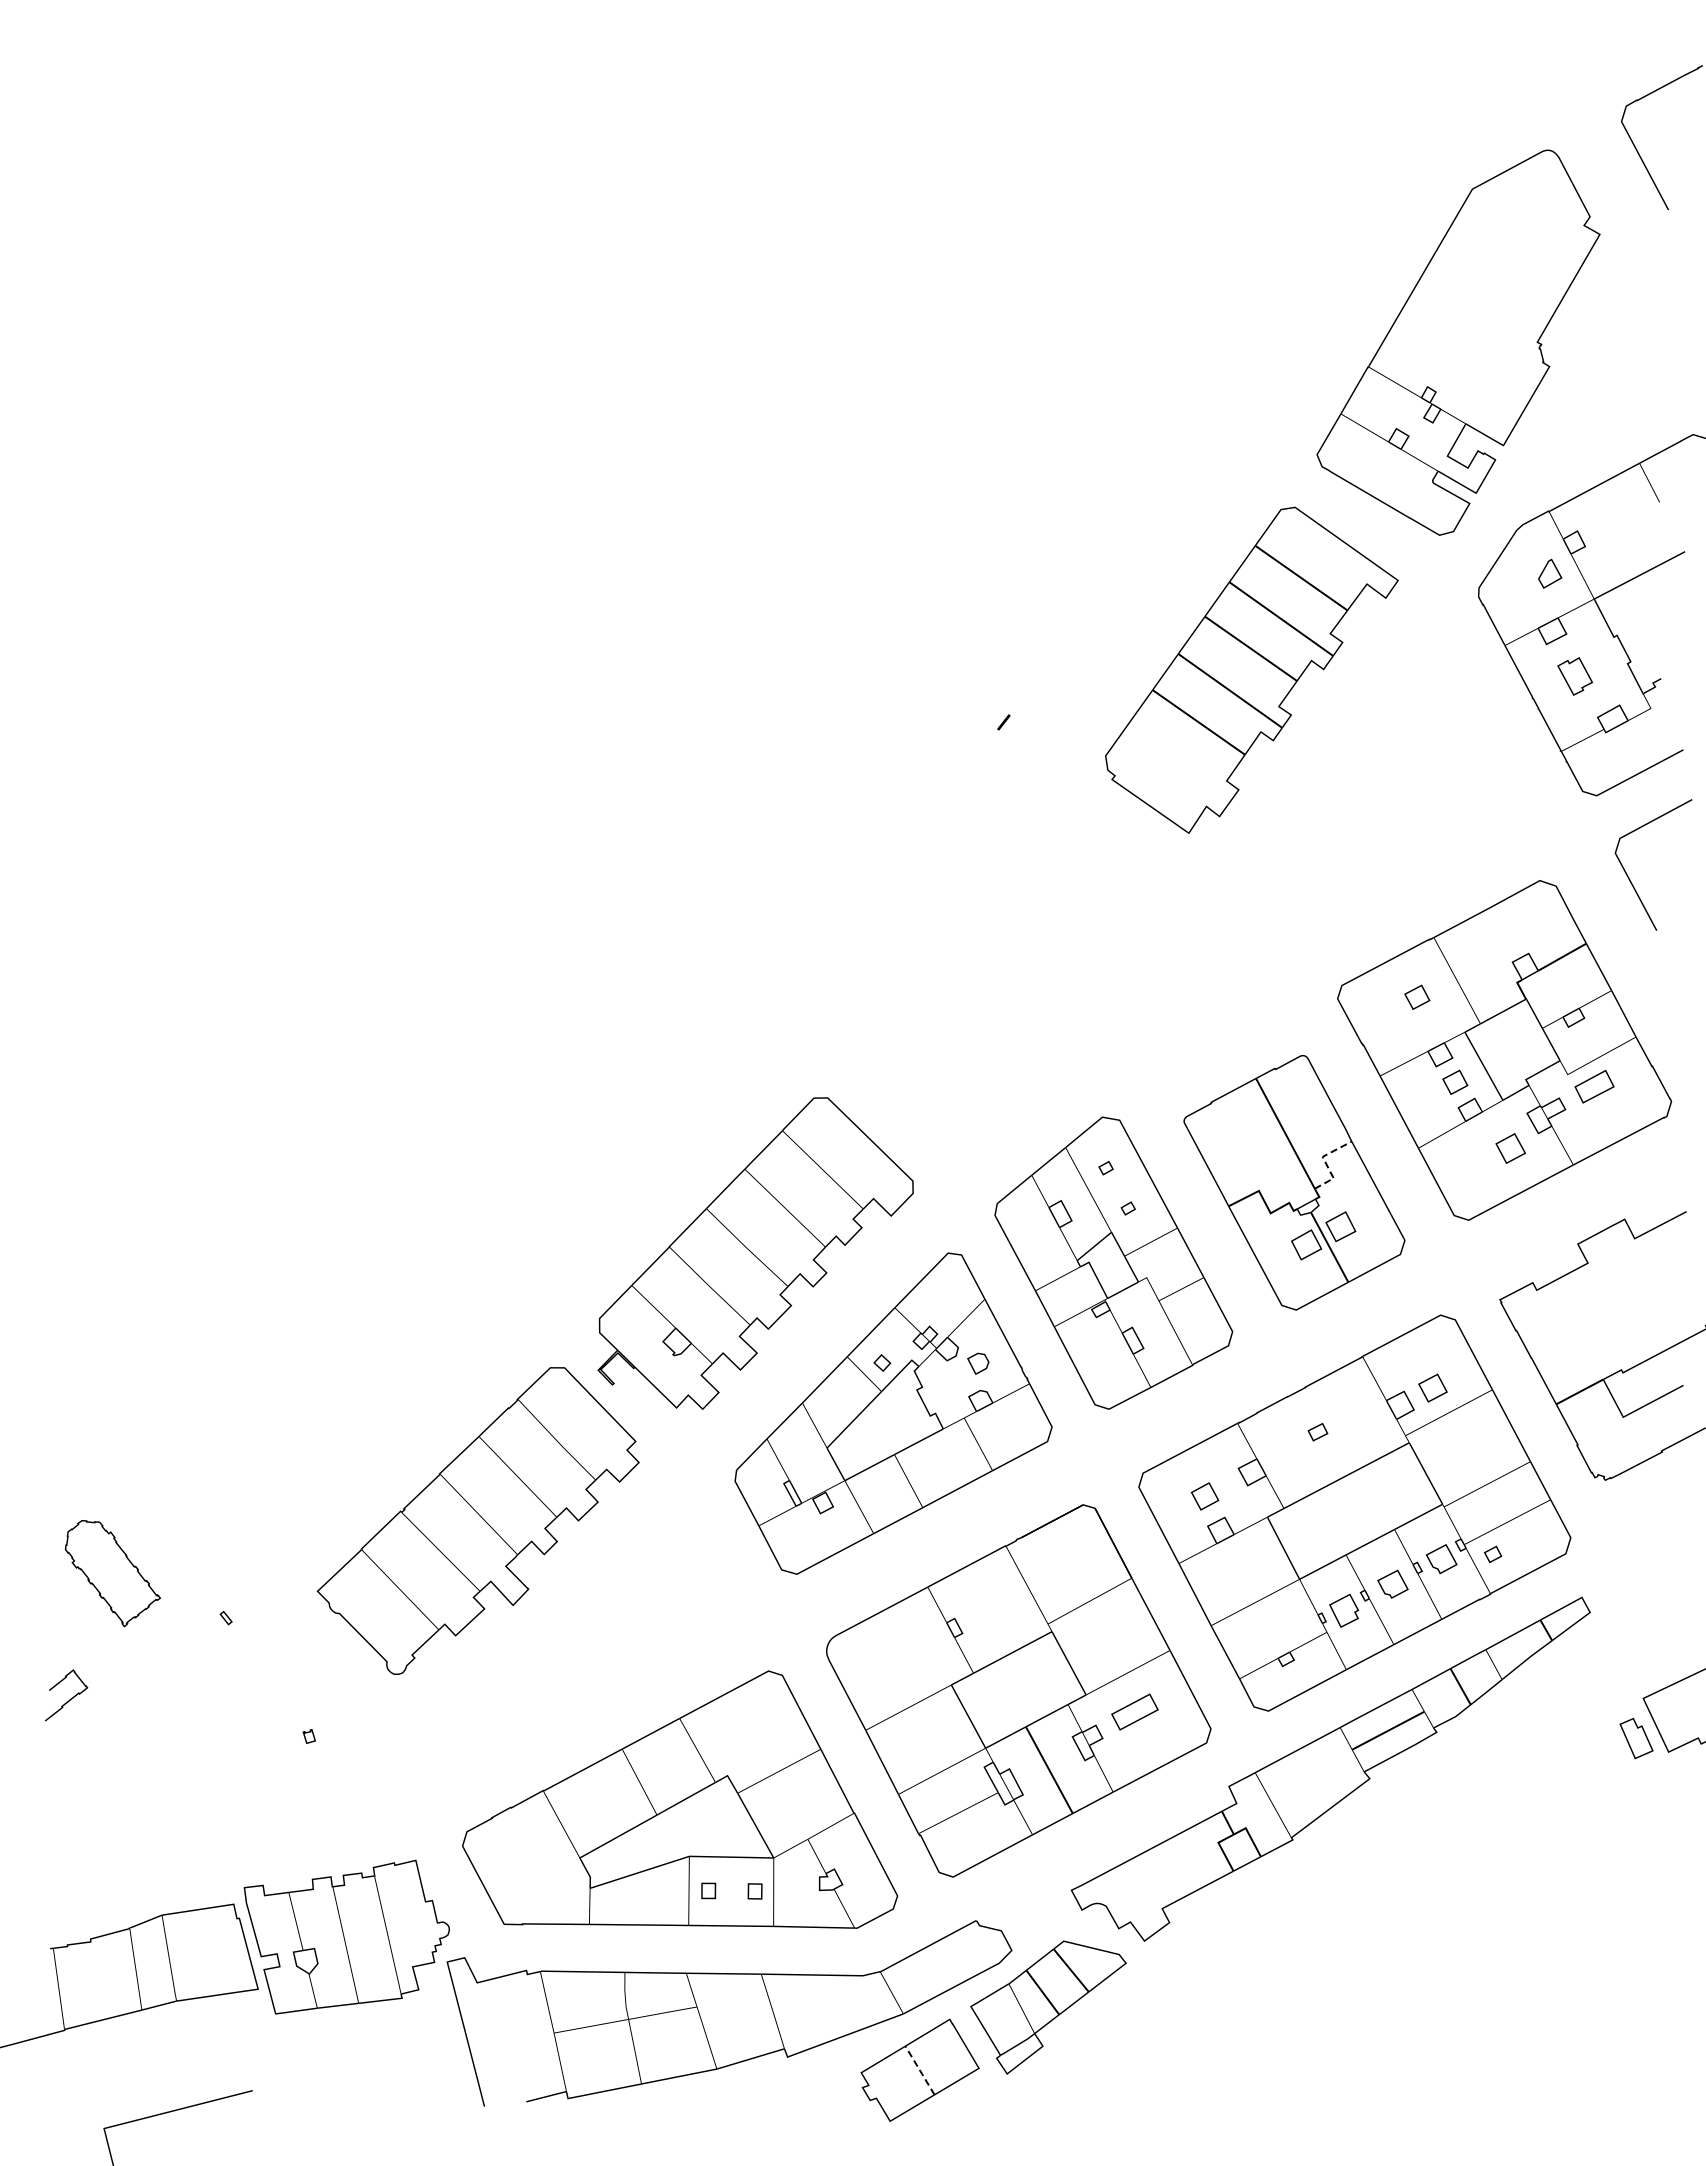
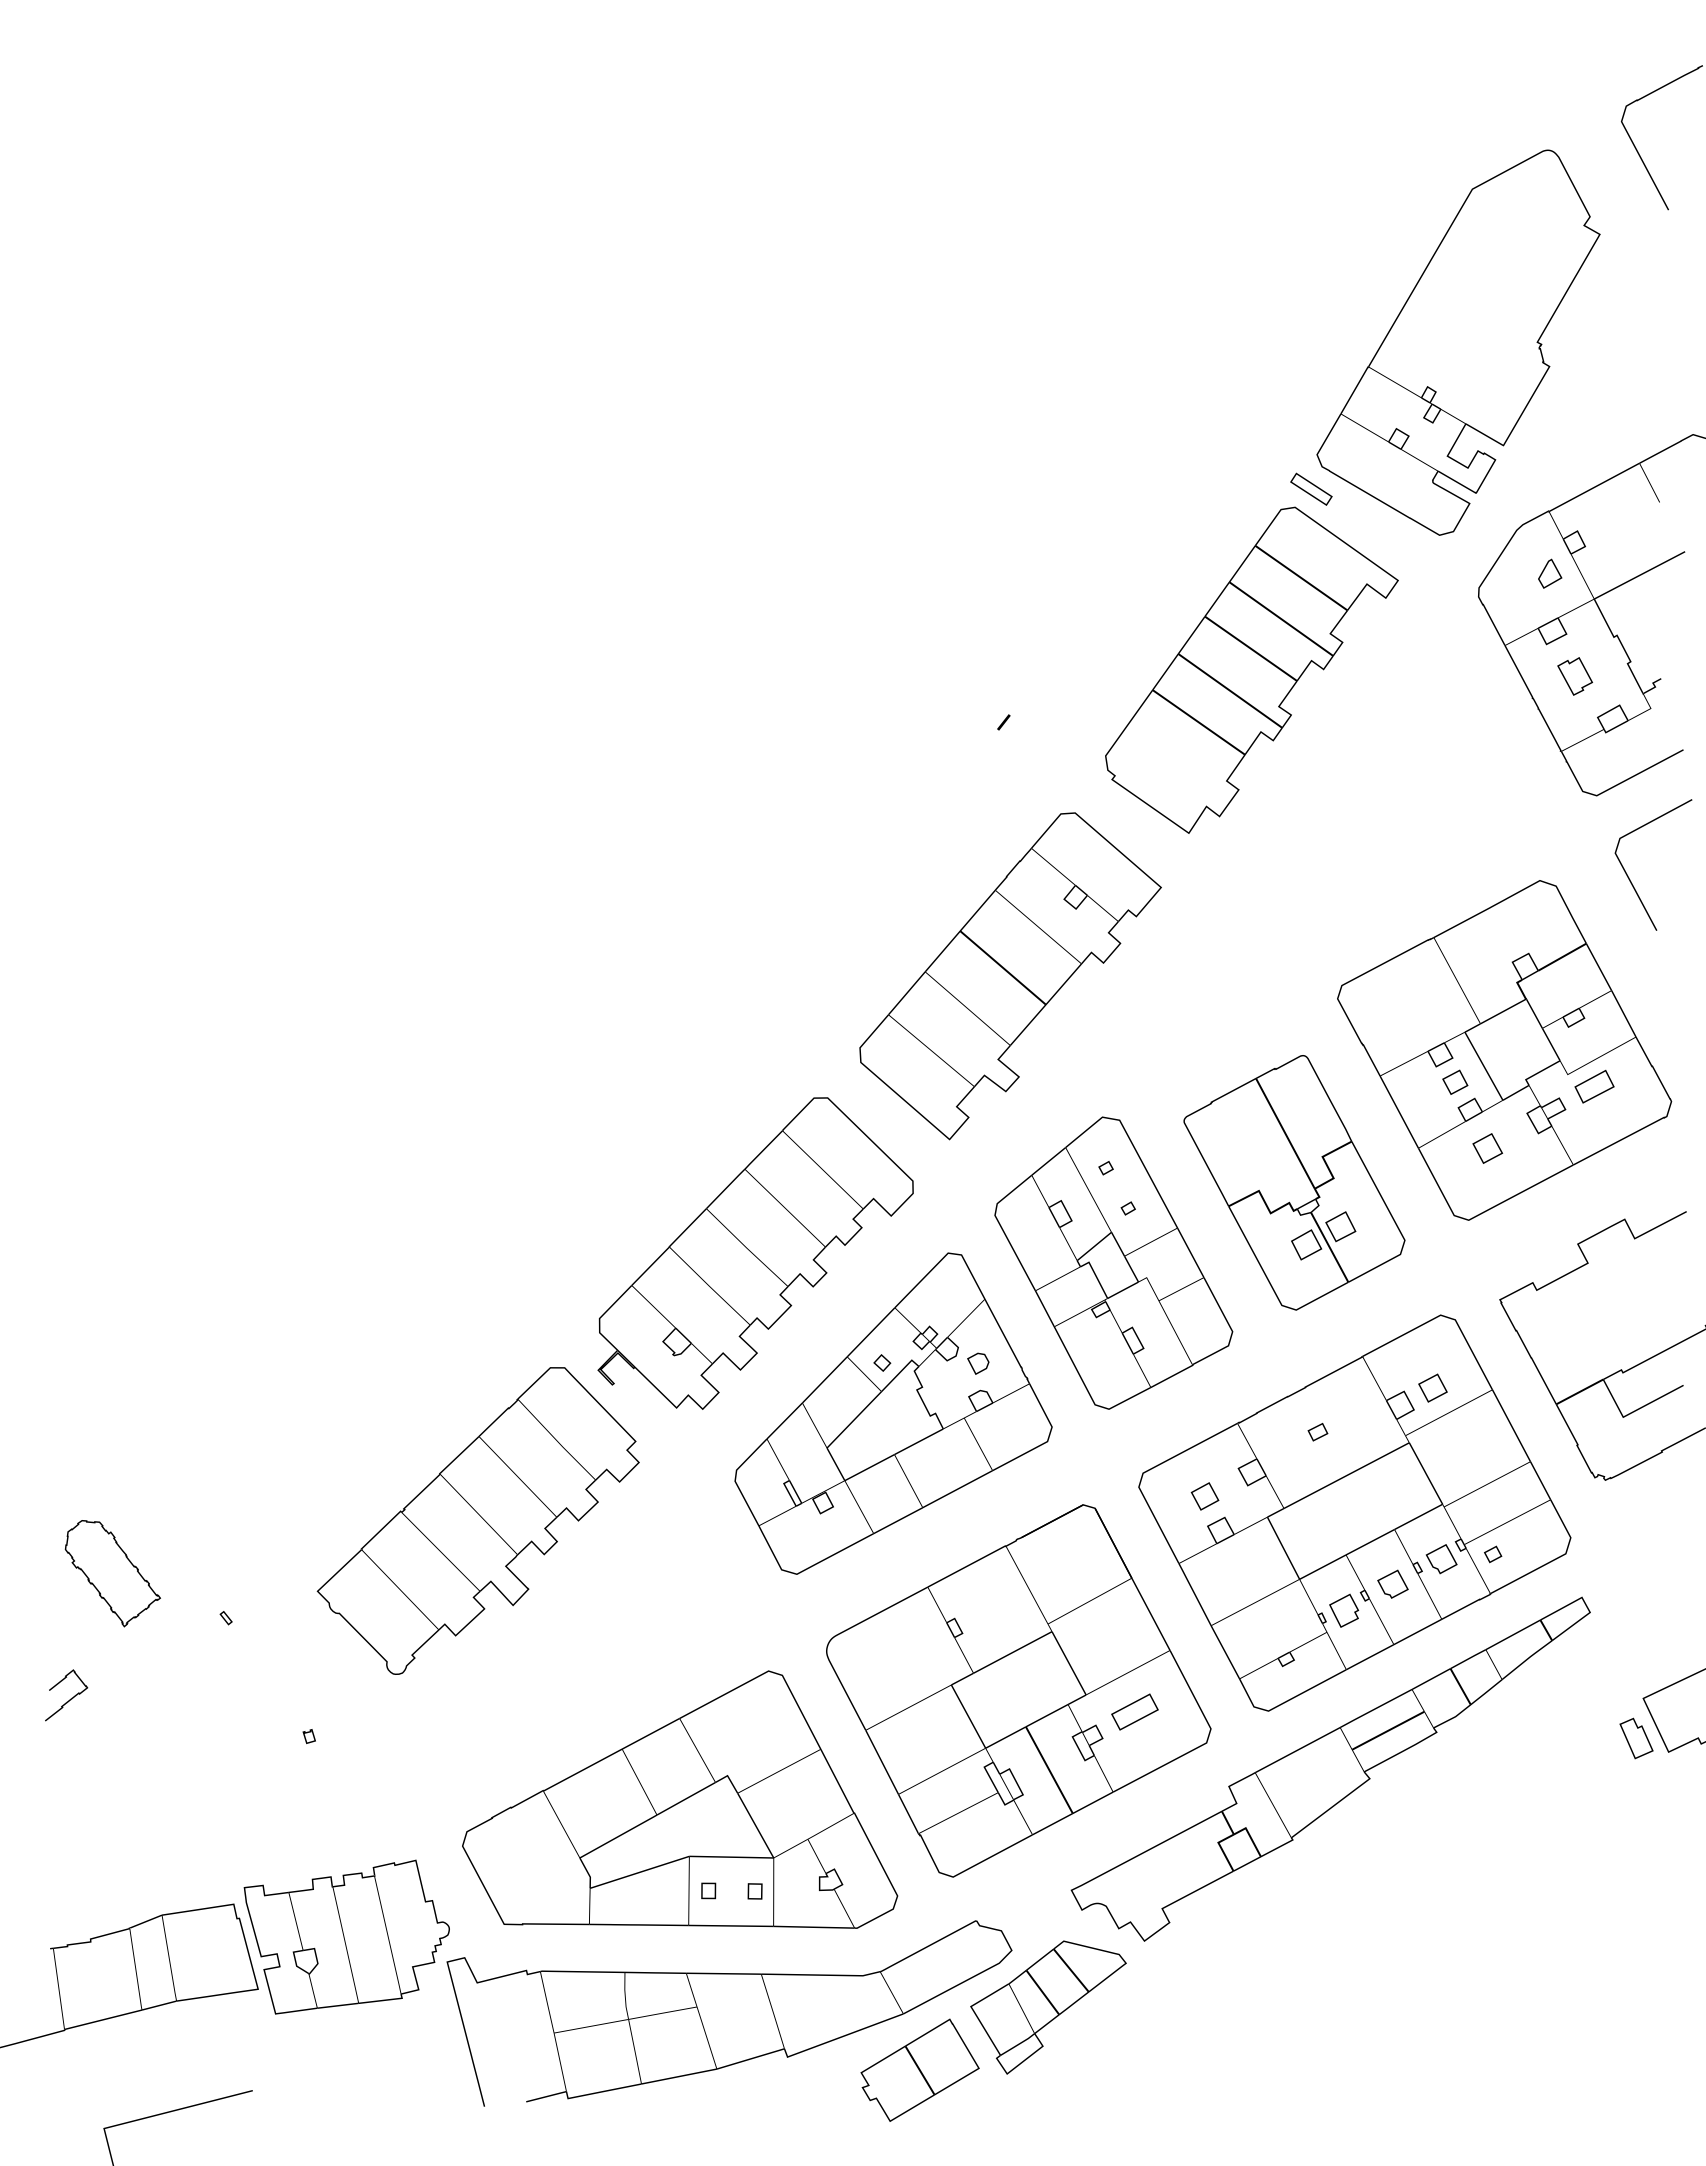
part: none -> present (1311, 488)
part: none -> present (1010, 976)
part: present -> none (1417, 996)
part position: (1510, 1148) -> (1487, 1148) (1487, 1148)
line: dashed -> solid (1325, 1162)
line: dashed -> solid (919, 2070)
